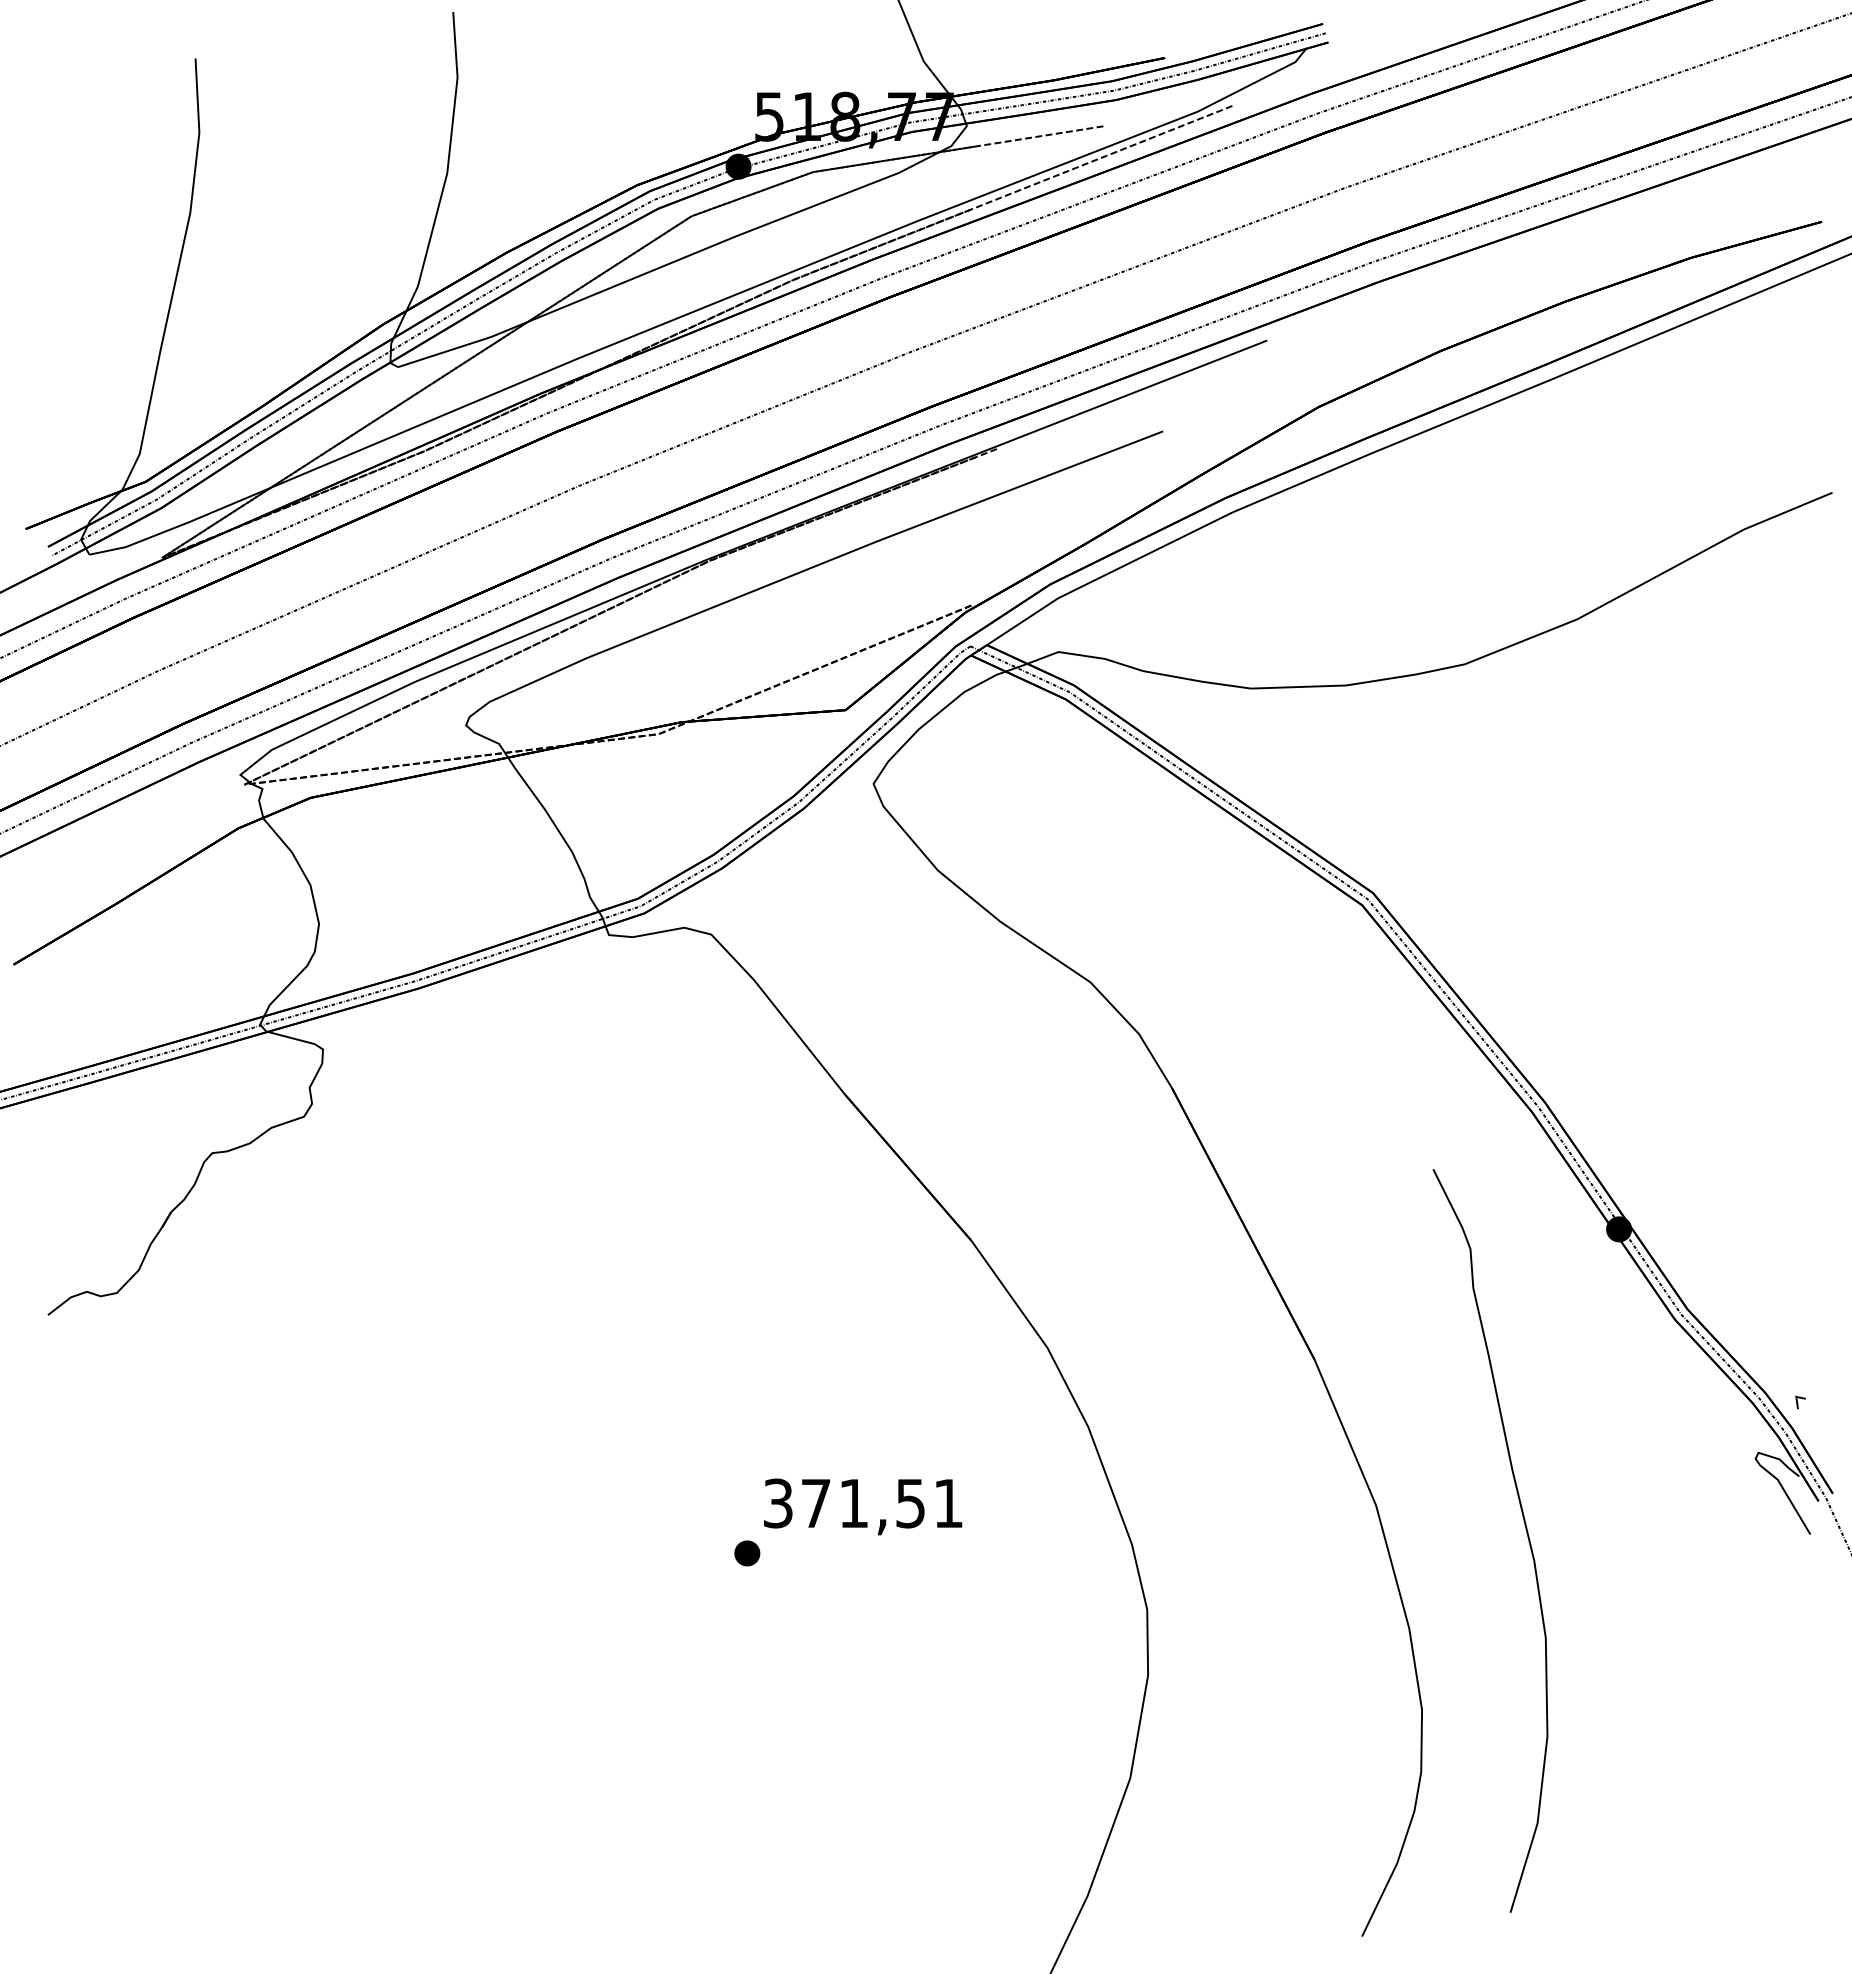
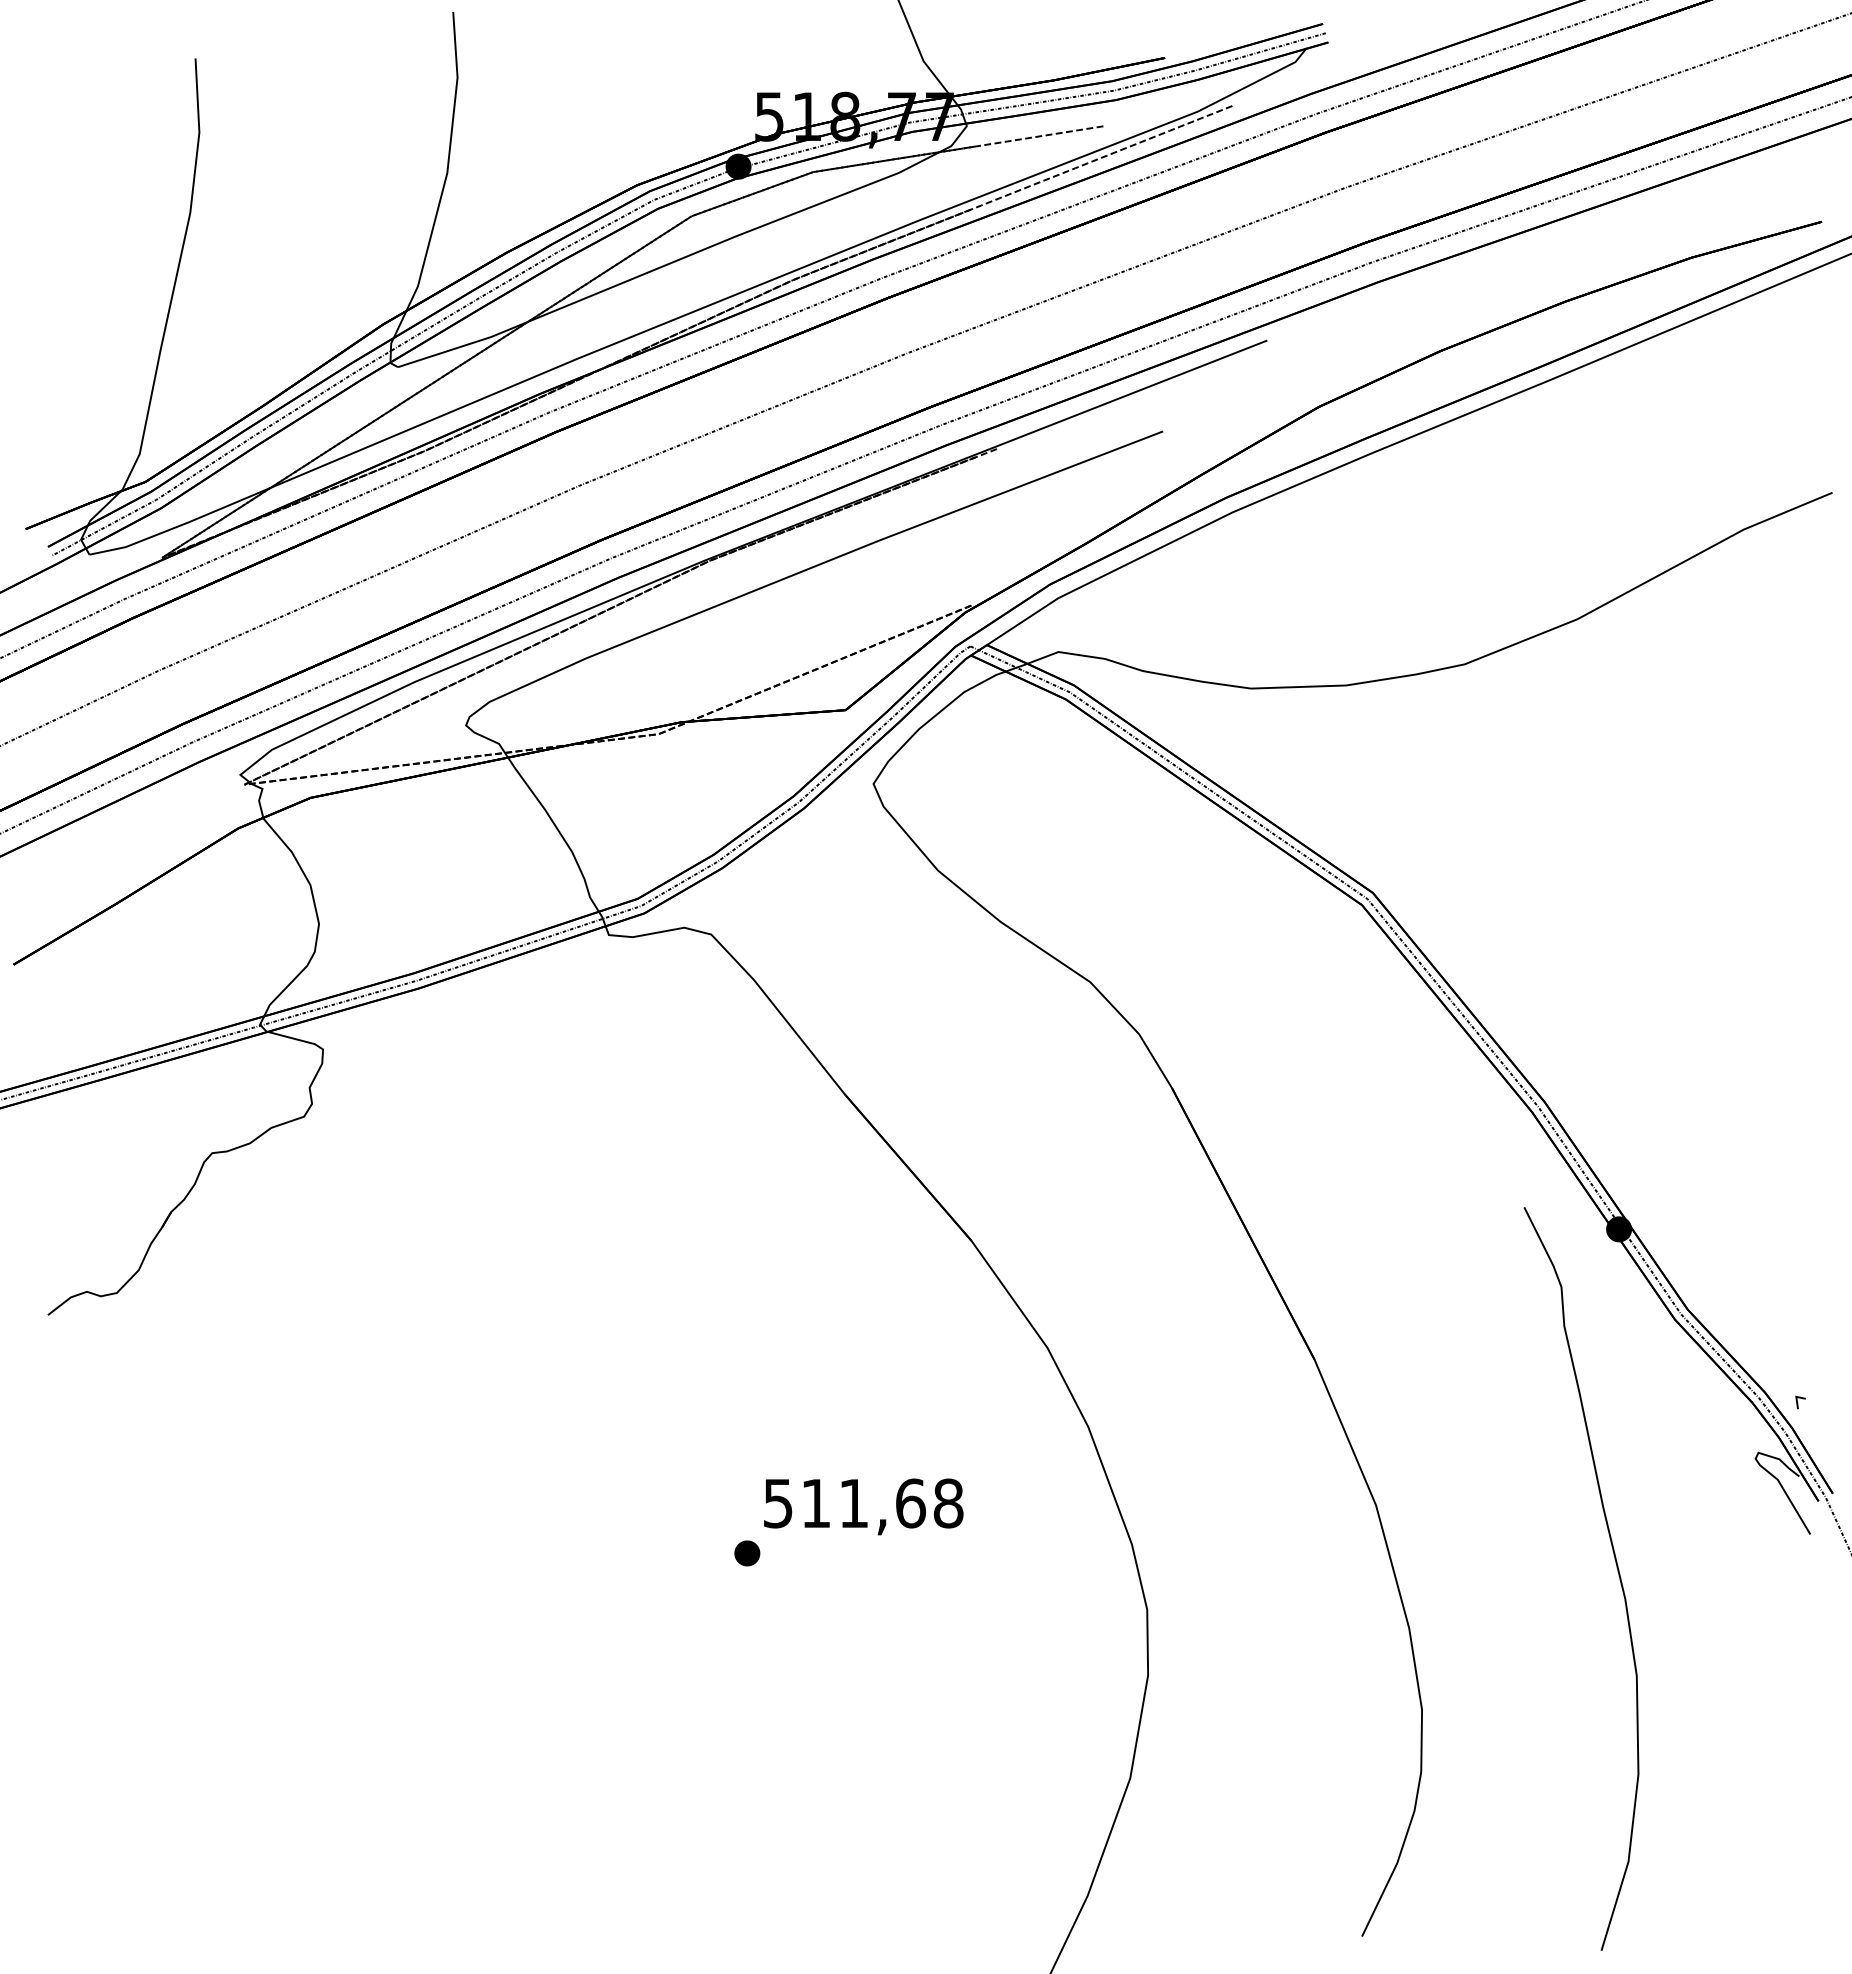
text: 371,51 -> 511,68 (863, 1503)
curve position: (1526, 1533) -> (1617, 1571) (1617, 1571)
